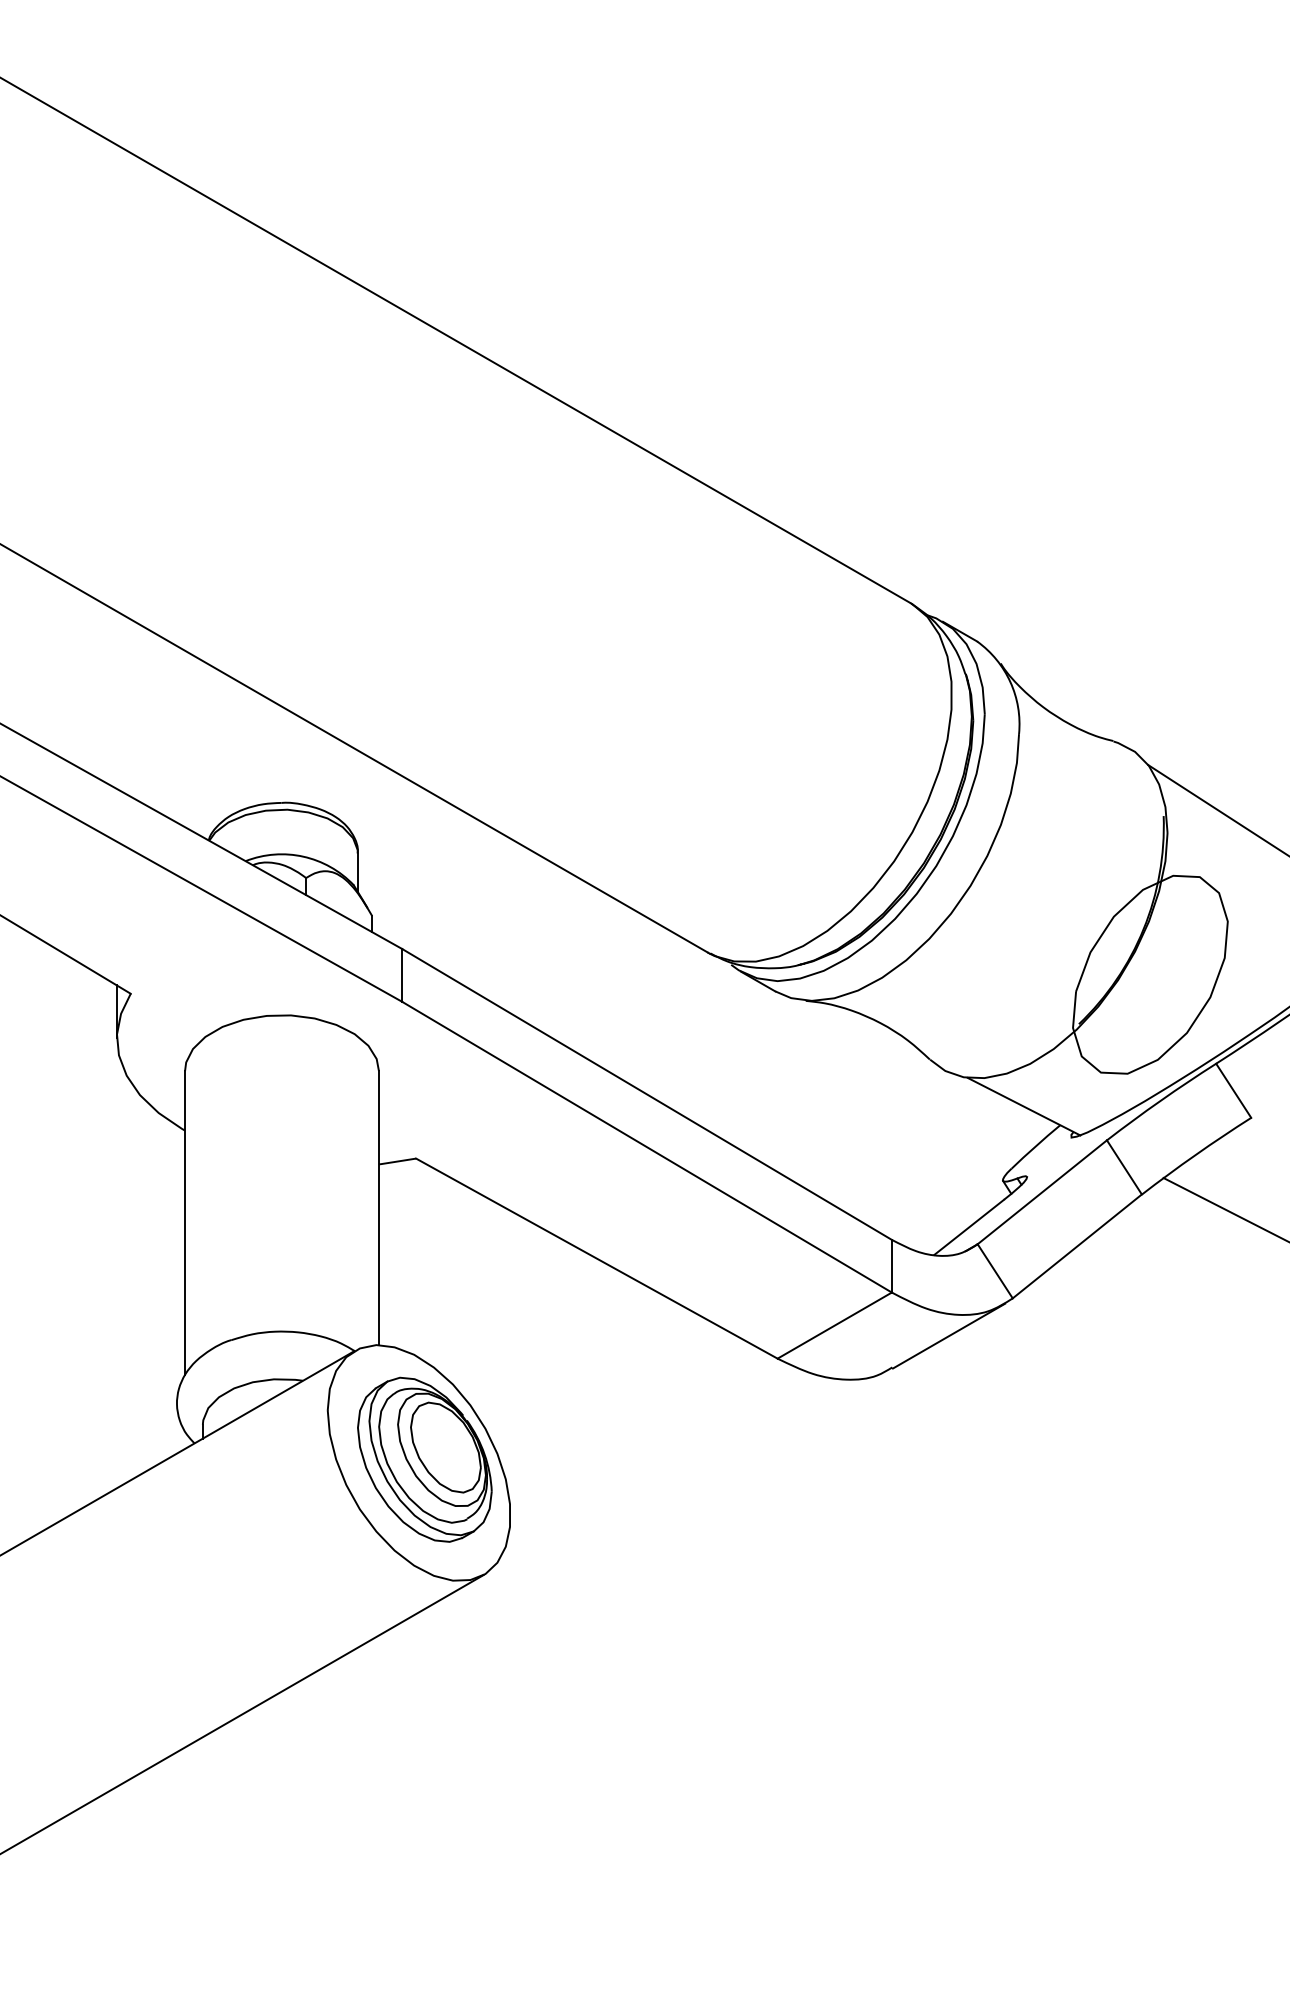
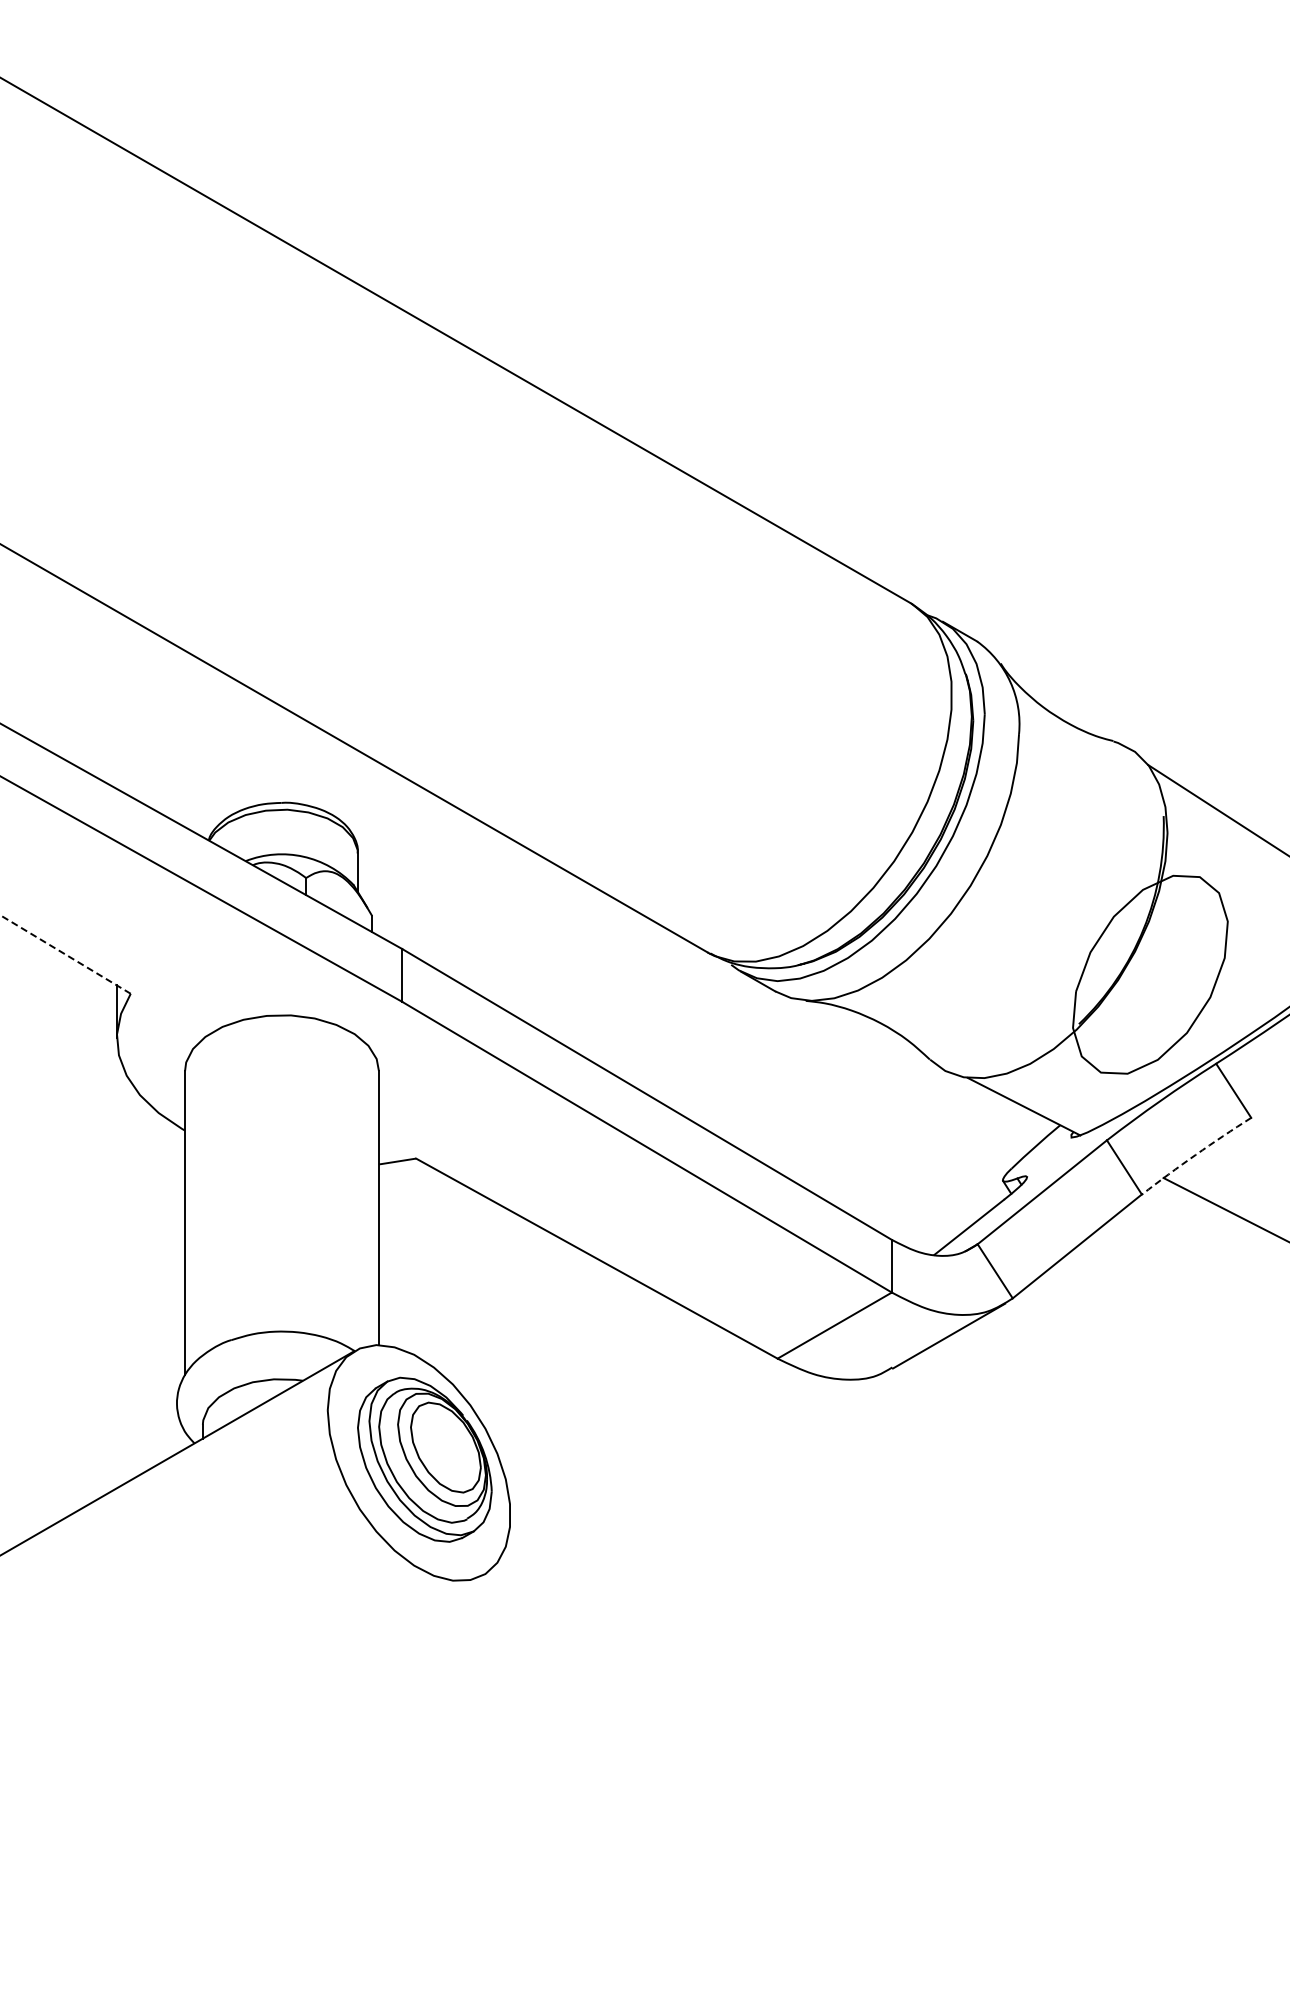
line: solid -> dashed (65, 954)
arc: solid -> dashed (1195, 1154)
line: present -> none (242, 1713)
